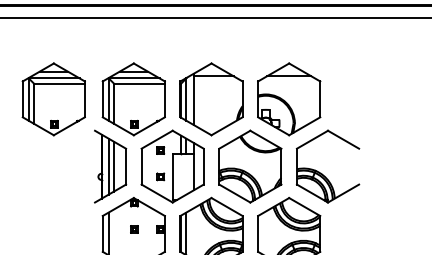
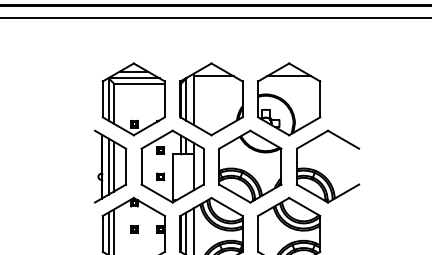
part: present -> none (53, 99)
line: none -> present (193, 229)
line: none -> present (113, 230)
